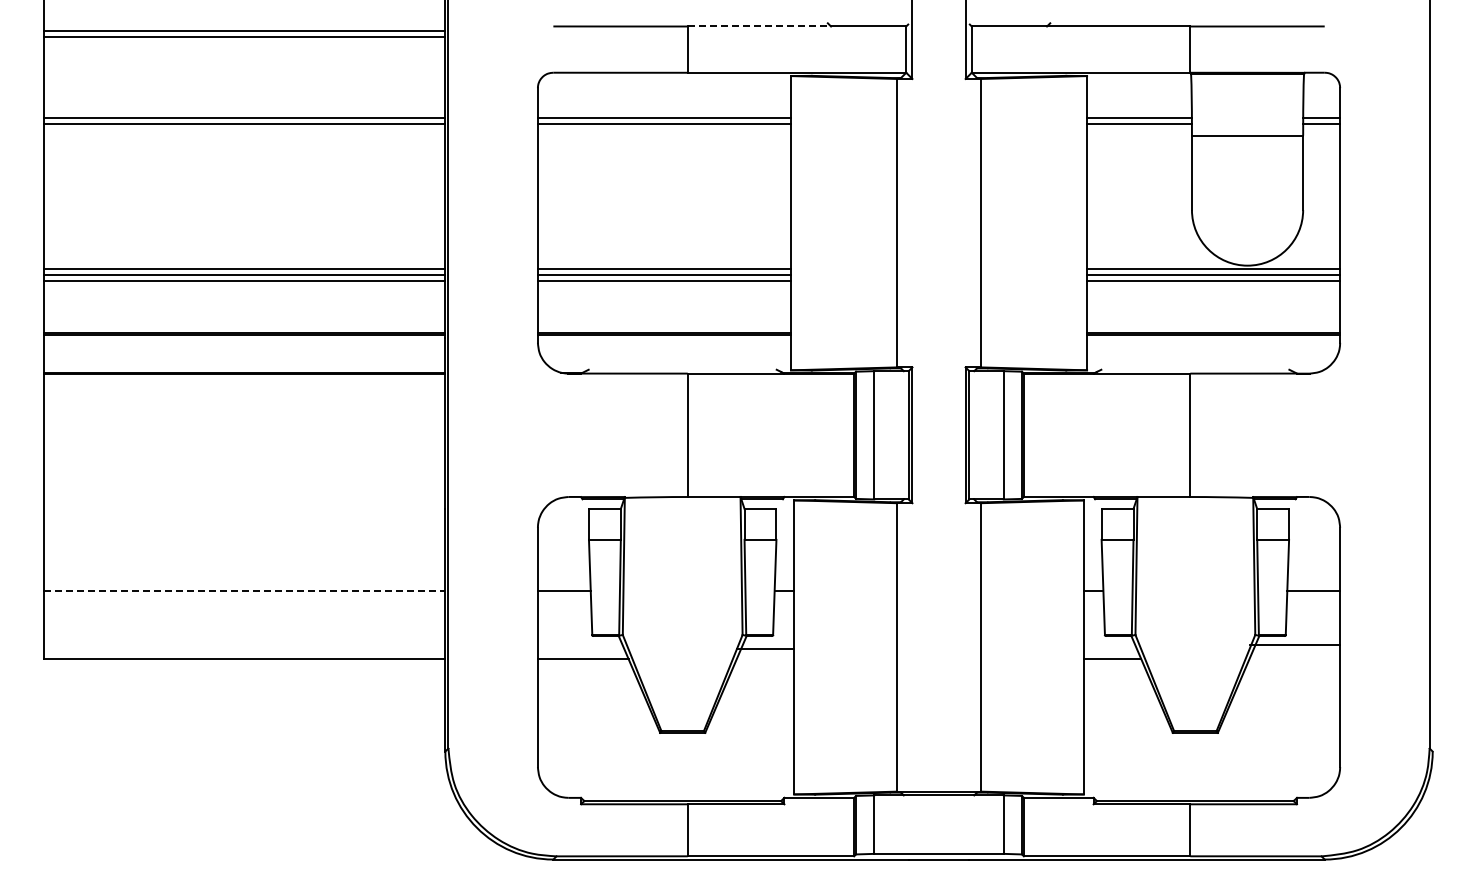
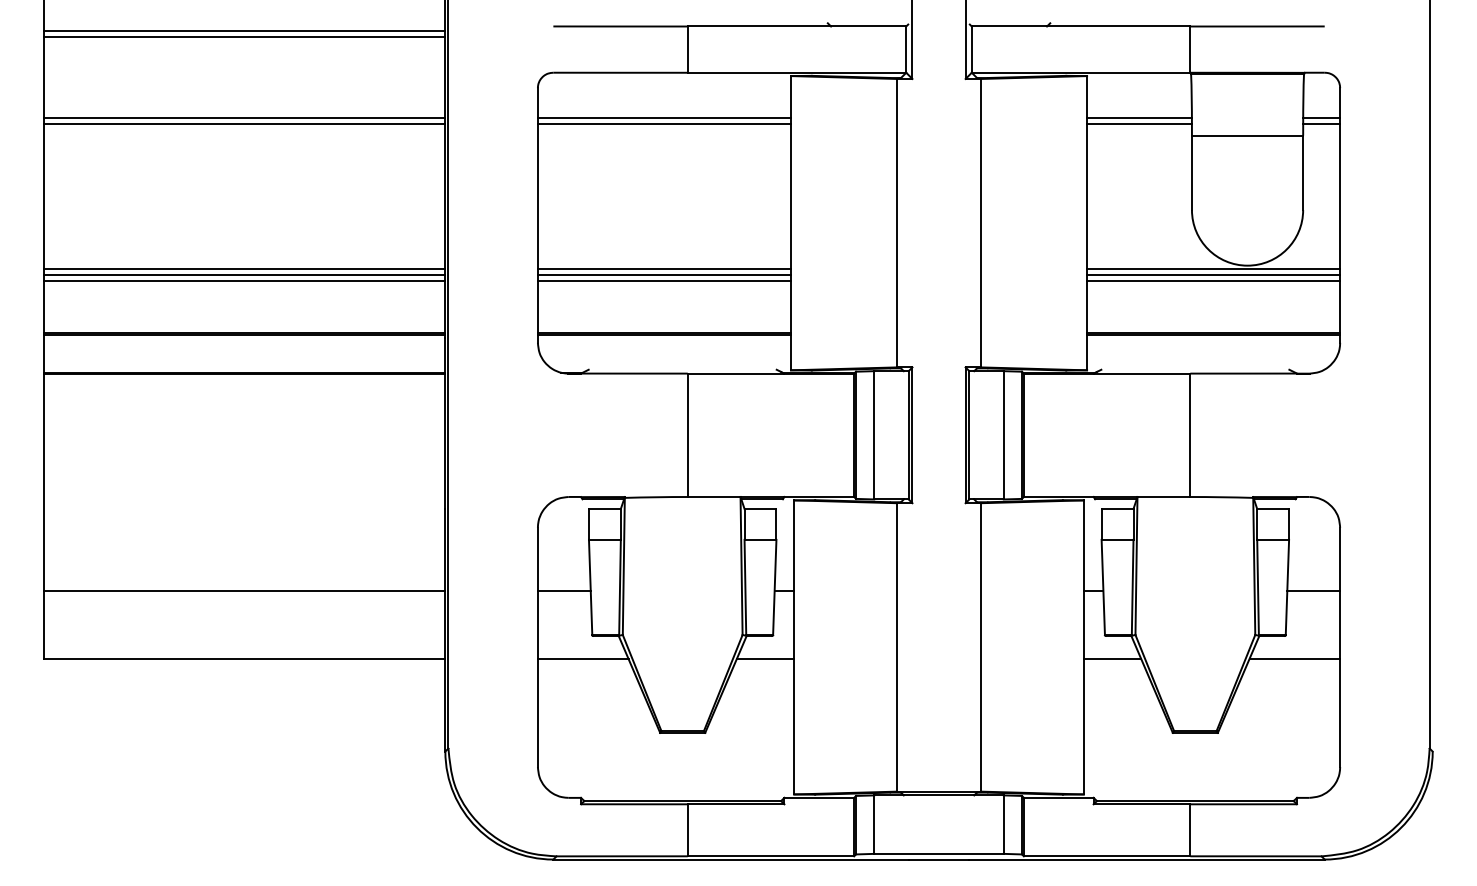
line: dashed -> solid (759, 26)
line: dashed -> solid (244, 591)
line position: (1294, 644) -> (1294, 658) (1294, 658)
line position: (765, 648) -> (765, 658) (765, 658)
